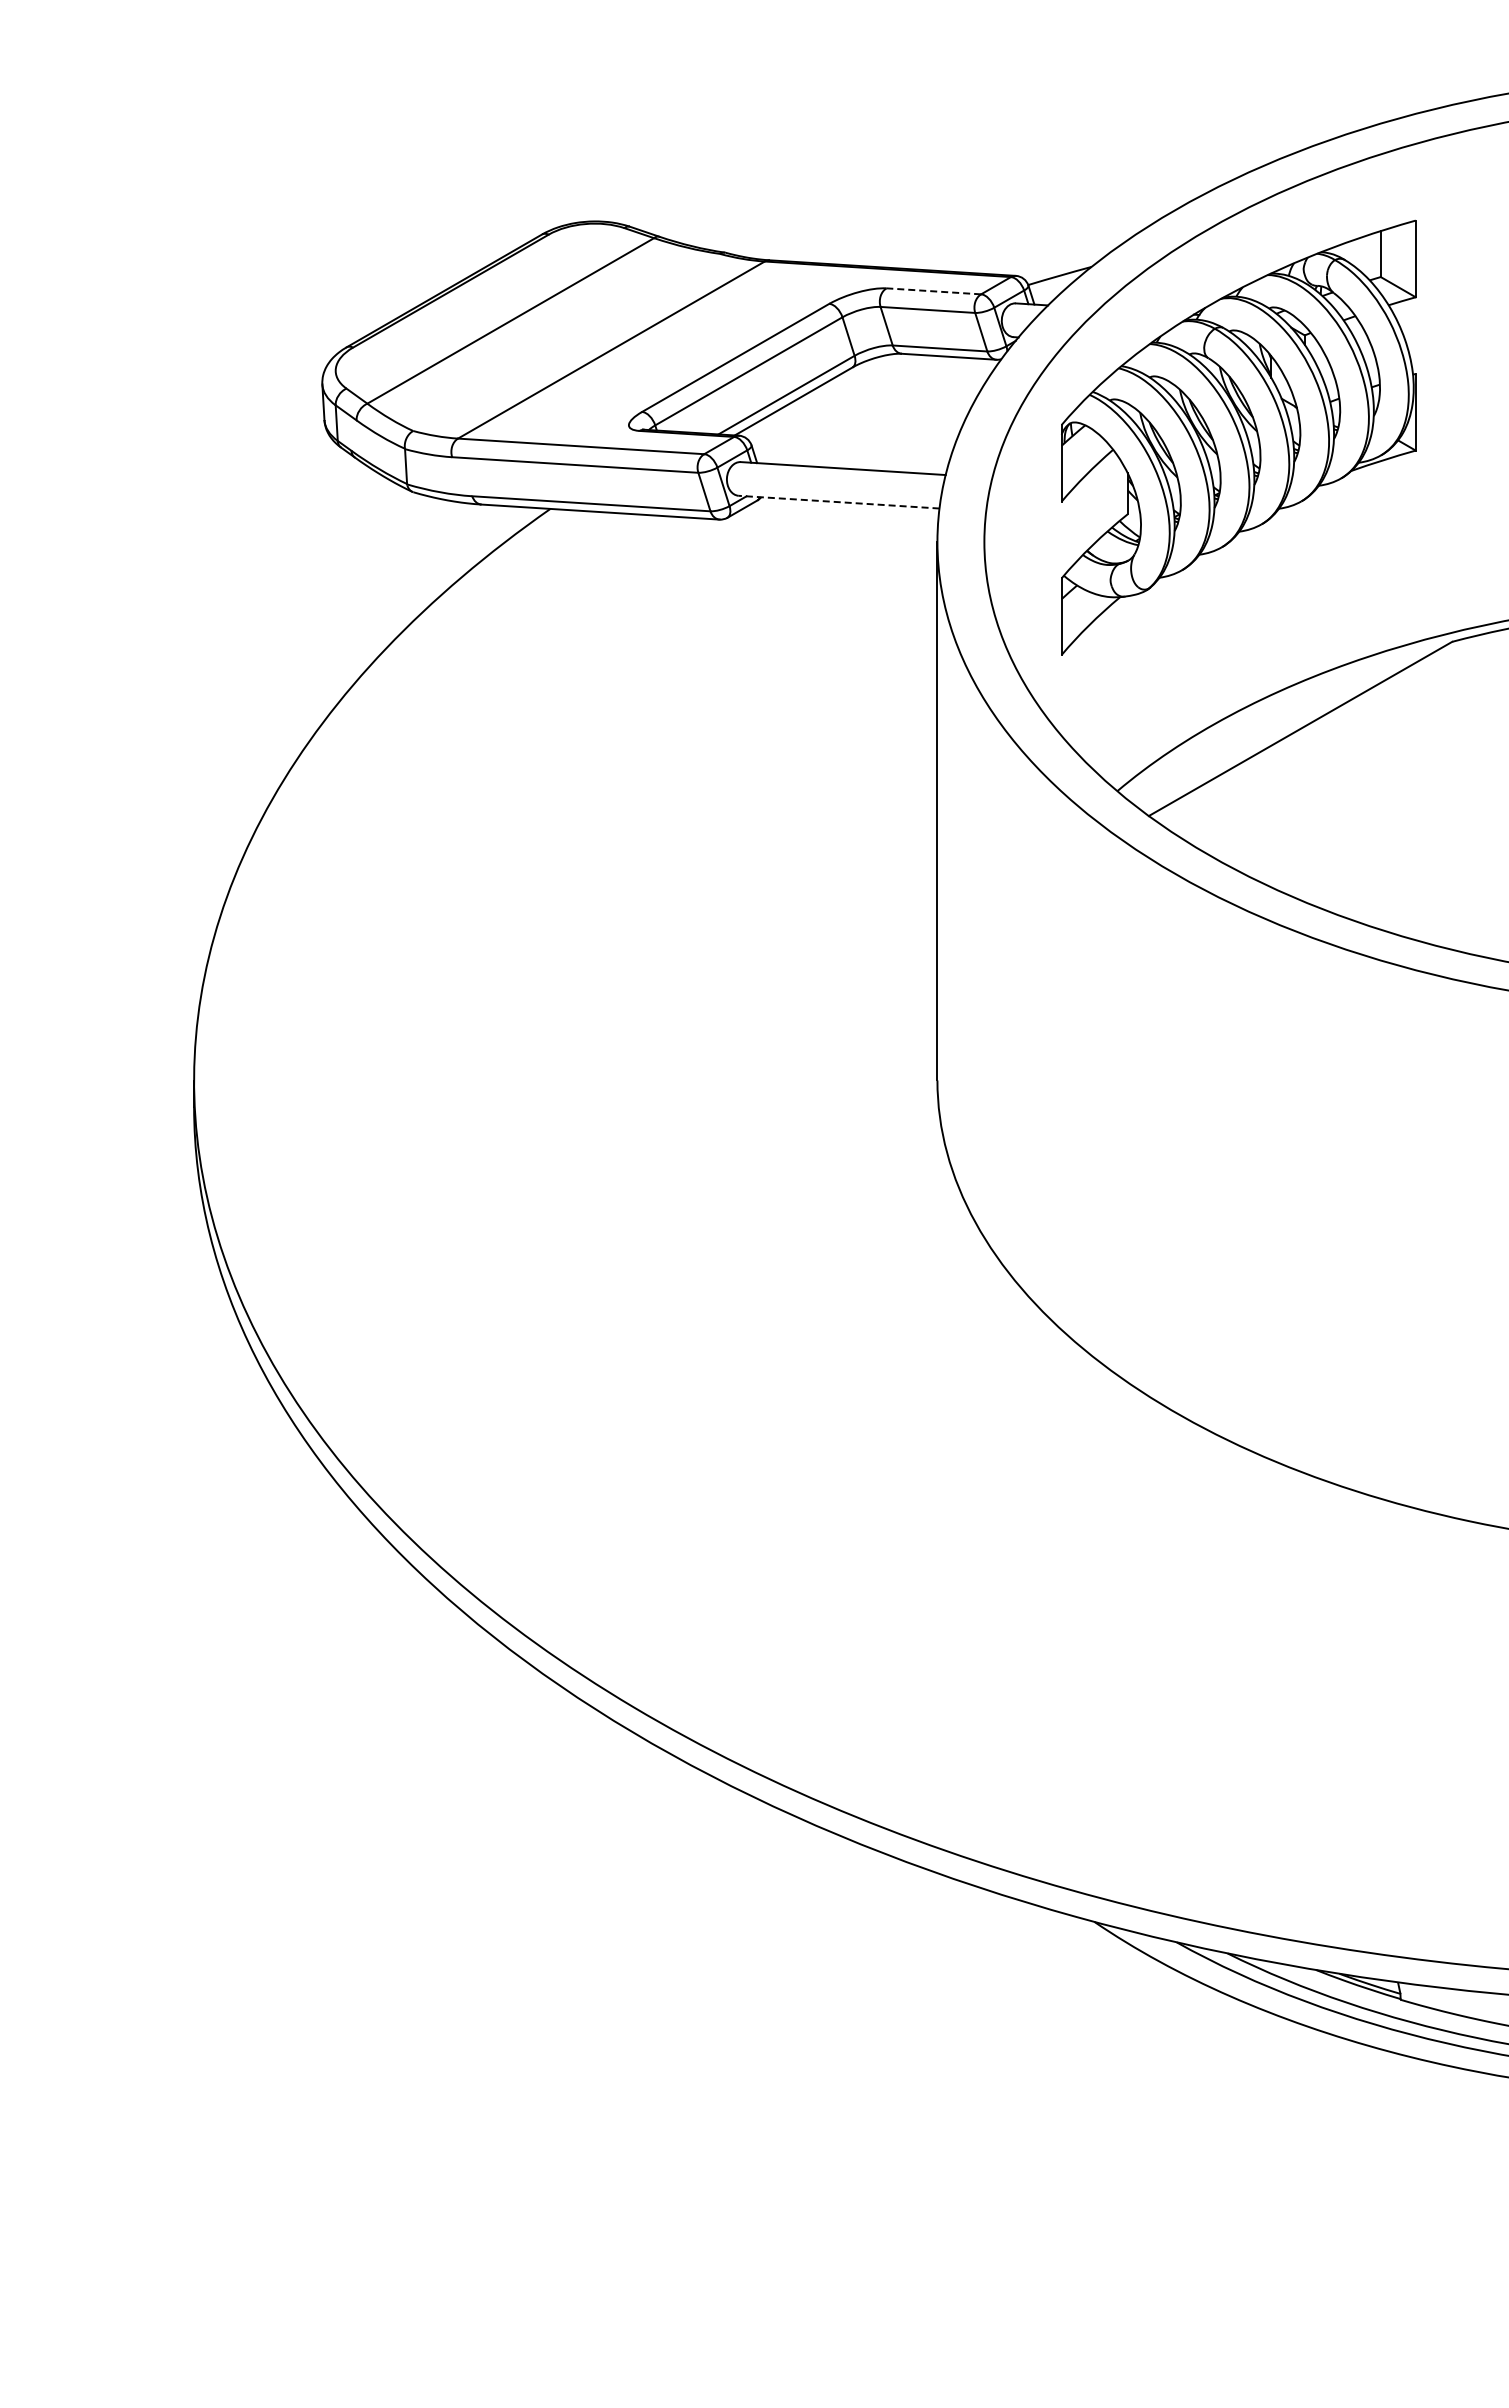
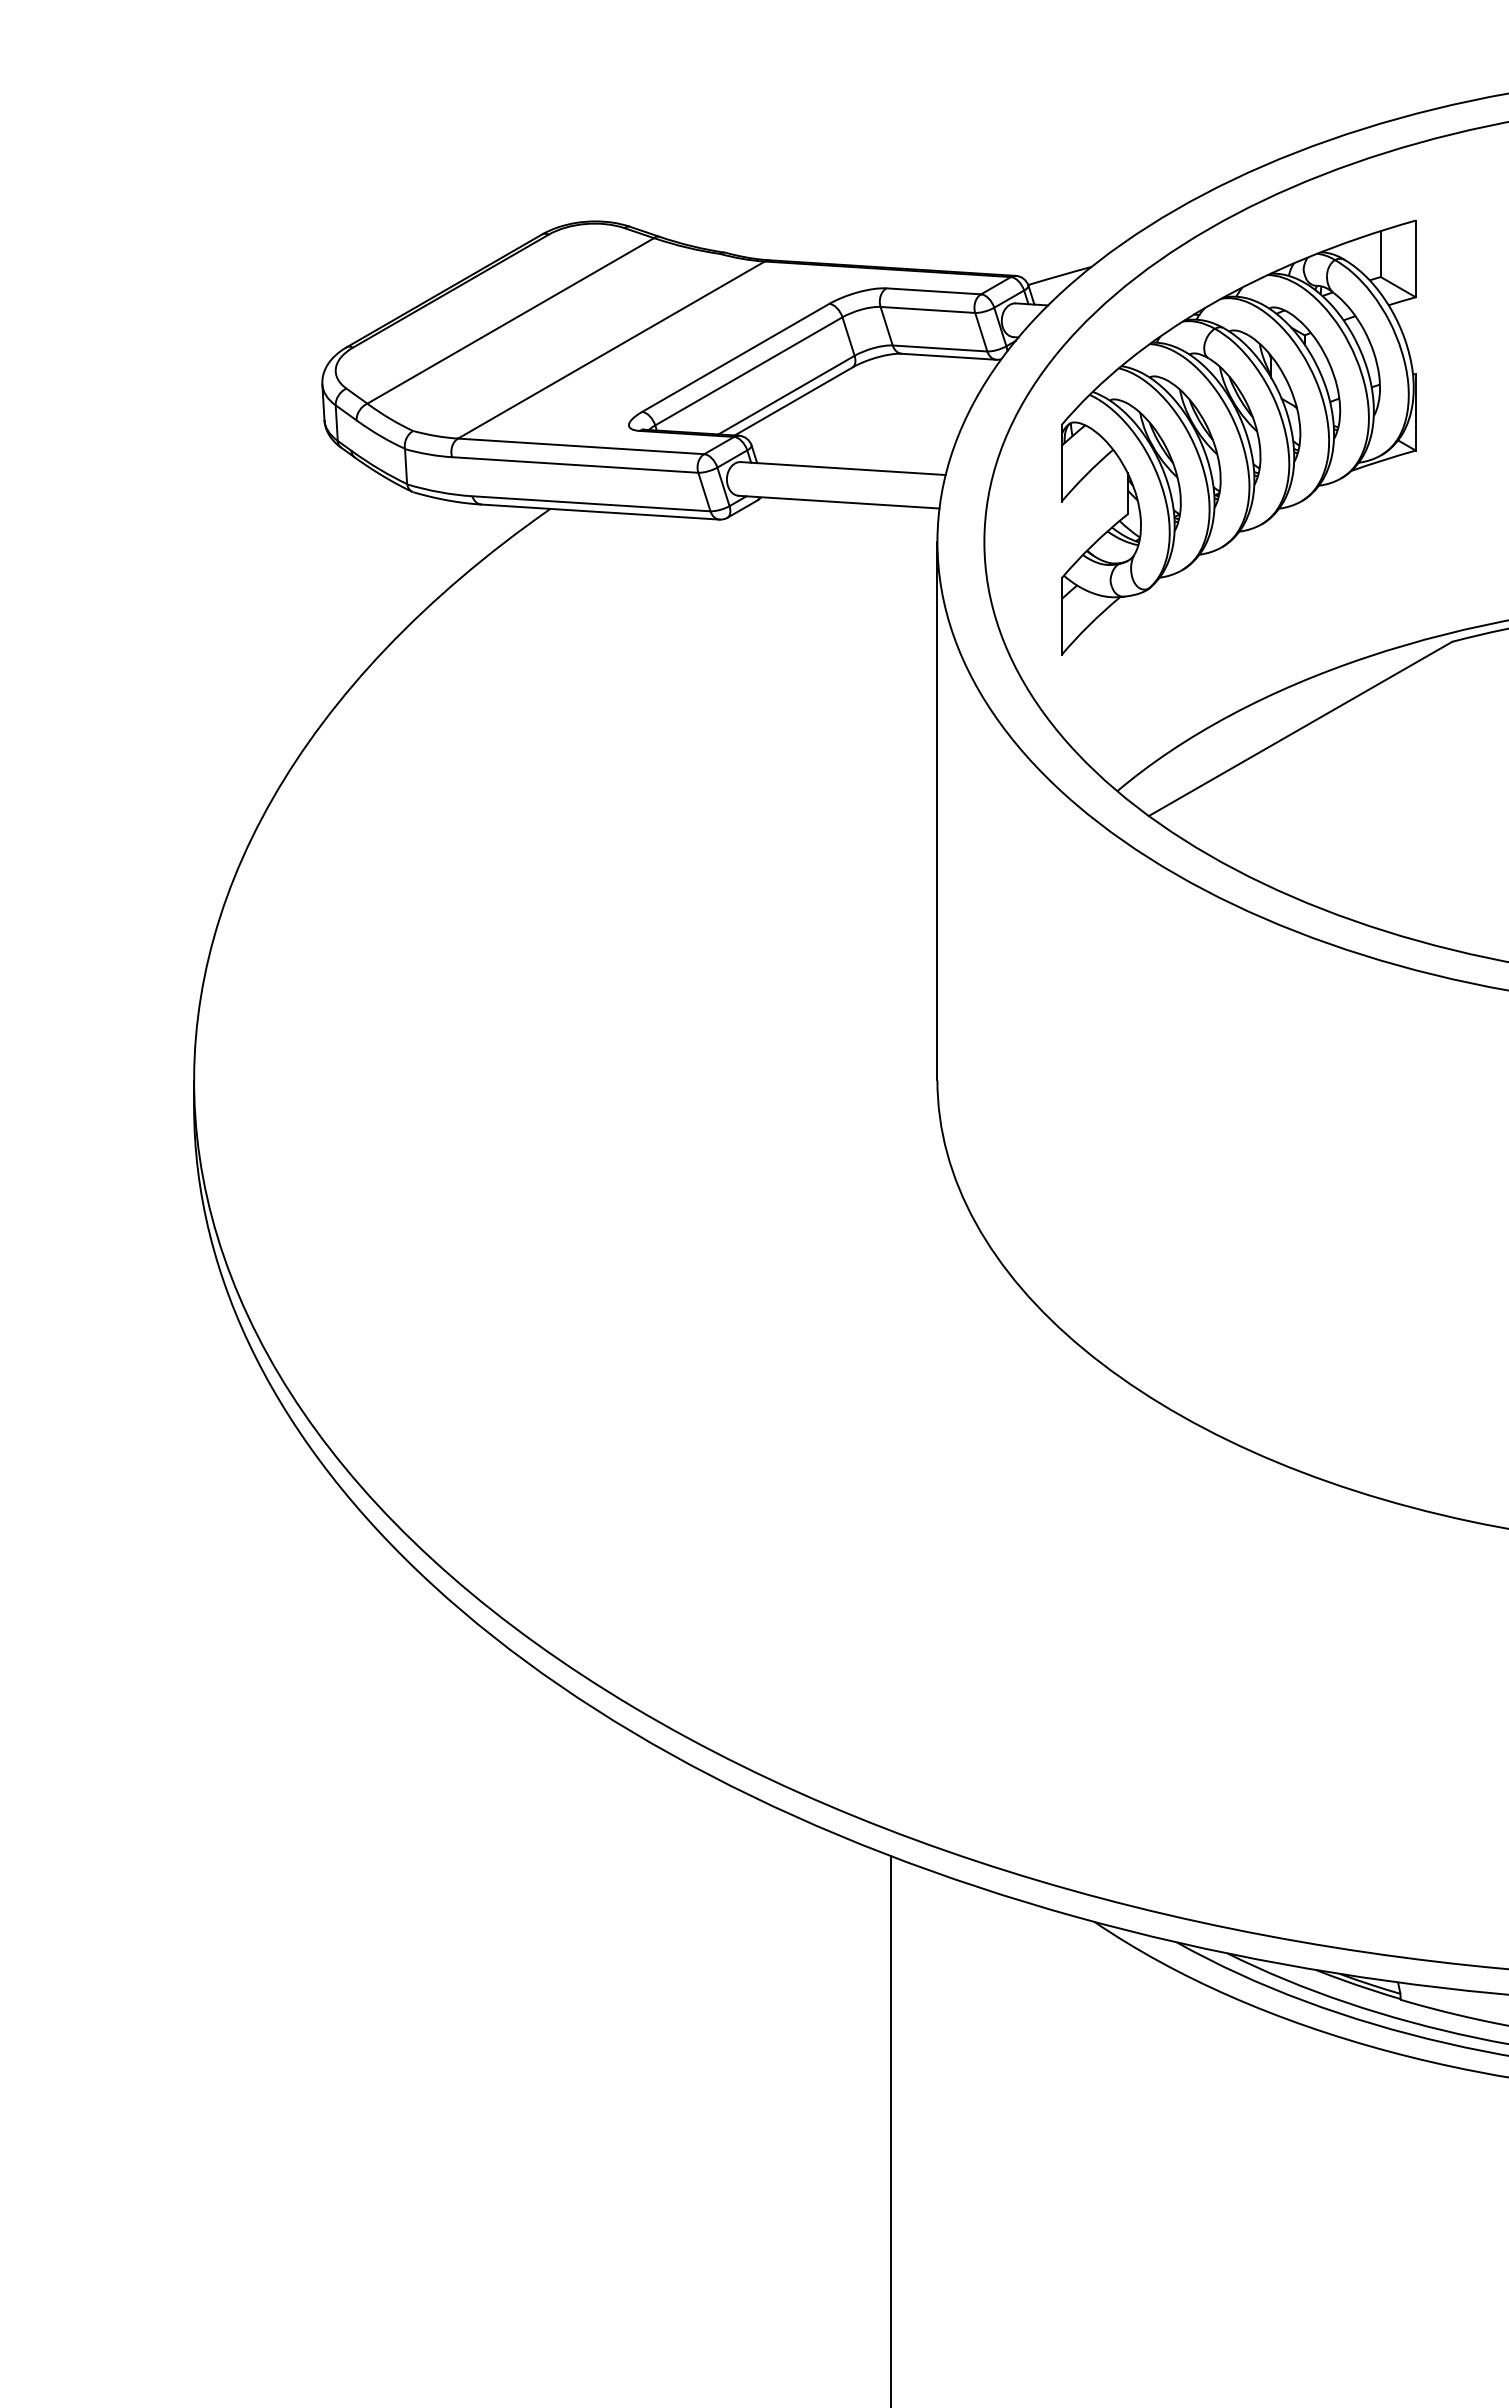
line: dashed -> solid (933, 291)
line: dashed -> solid (839, 502)
line: none -> present (890, 2129)
